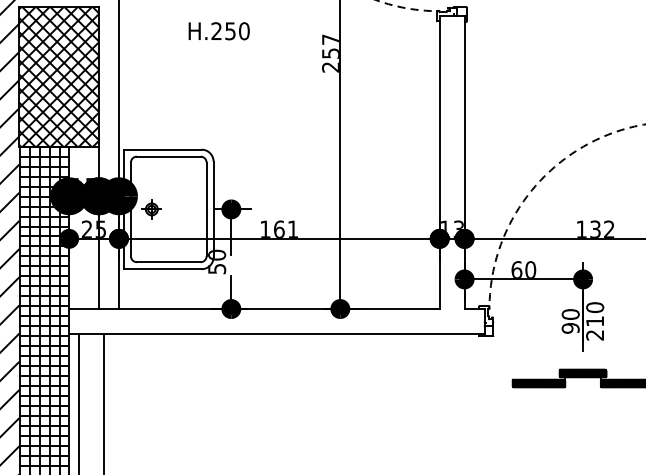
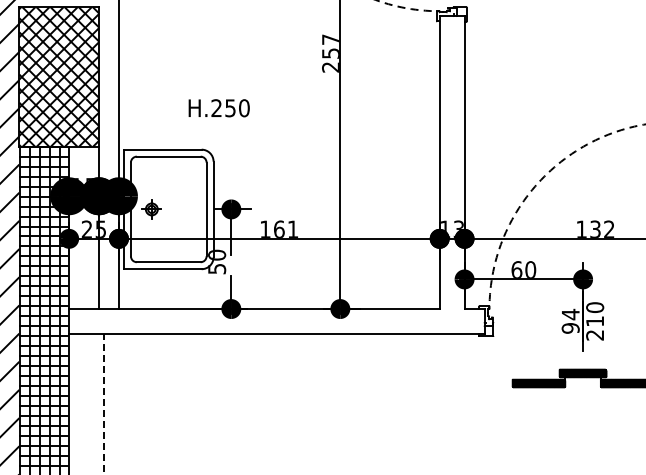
text position: (218, 31) -> (218, 108) (218, 108)
text: 90 -> 94 (570, 314)
line: present -> none (79, 402)
line: solid -> dashed (104, 403)
